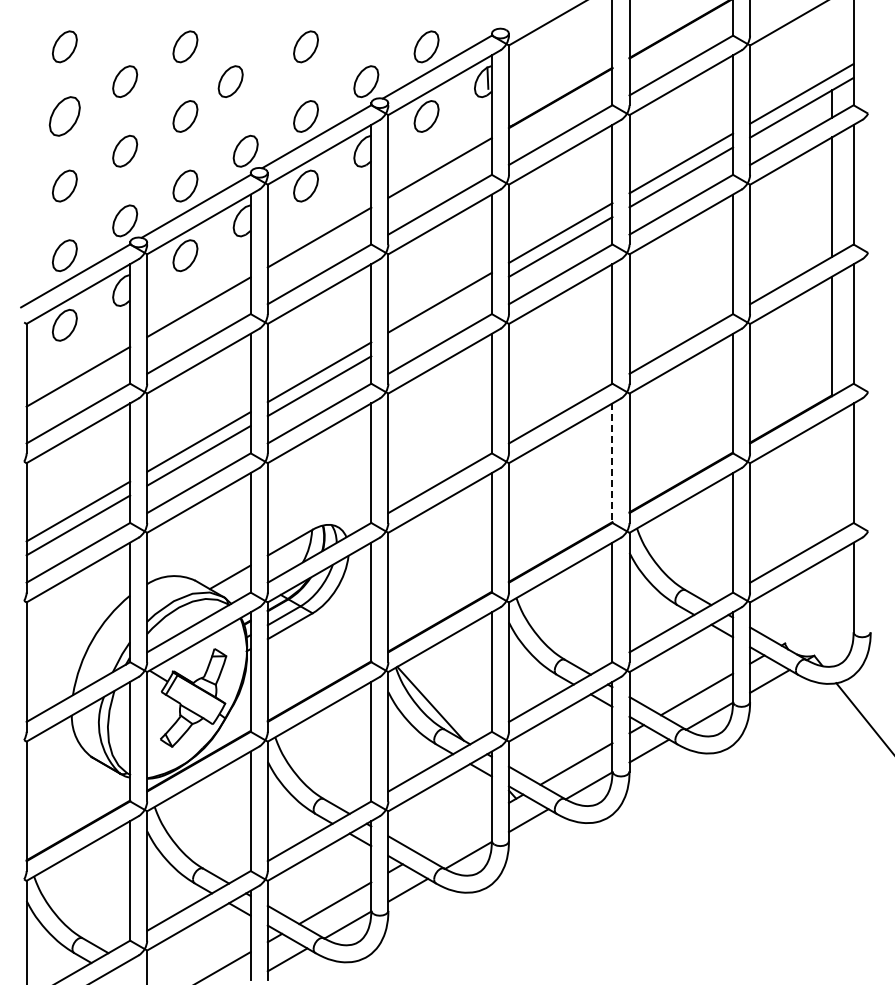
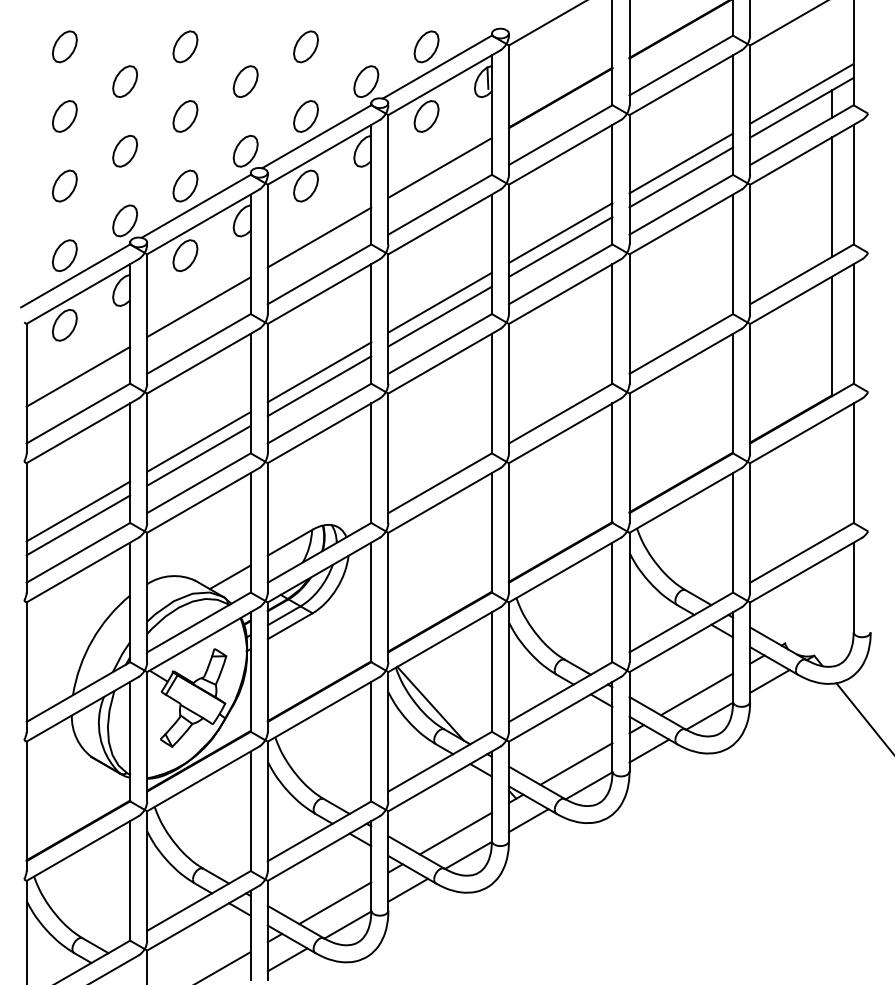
part position: (230, 81) -> (245, 81) (245, 81)
part size: 33x41 px -> 26x33 px (64, 116)
line: none -> present (439, 316)
line: dashed -> solid (612, 463)
line: none -> present (455, 833)
